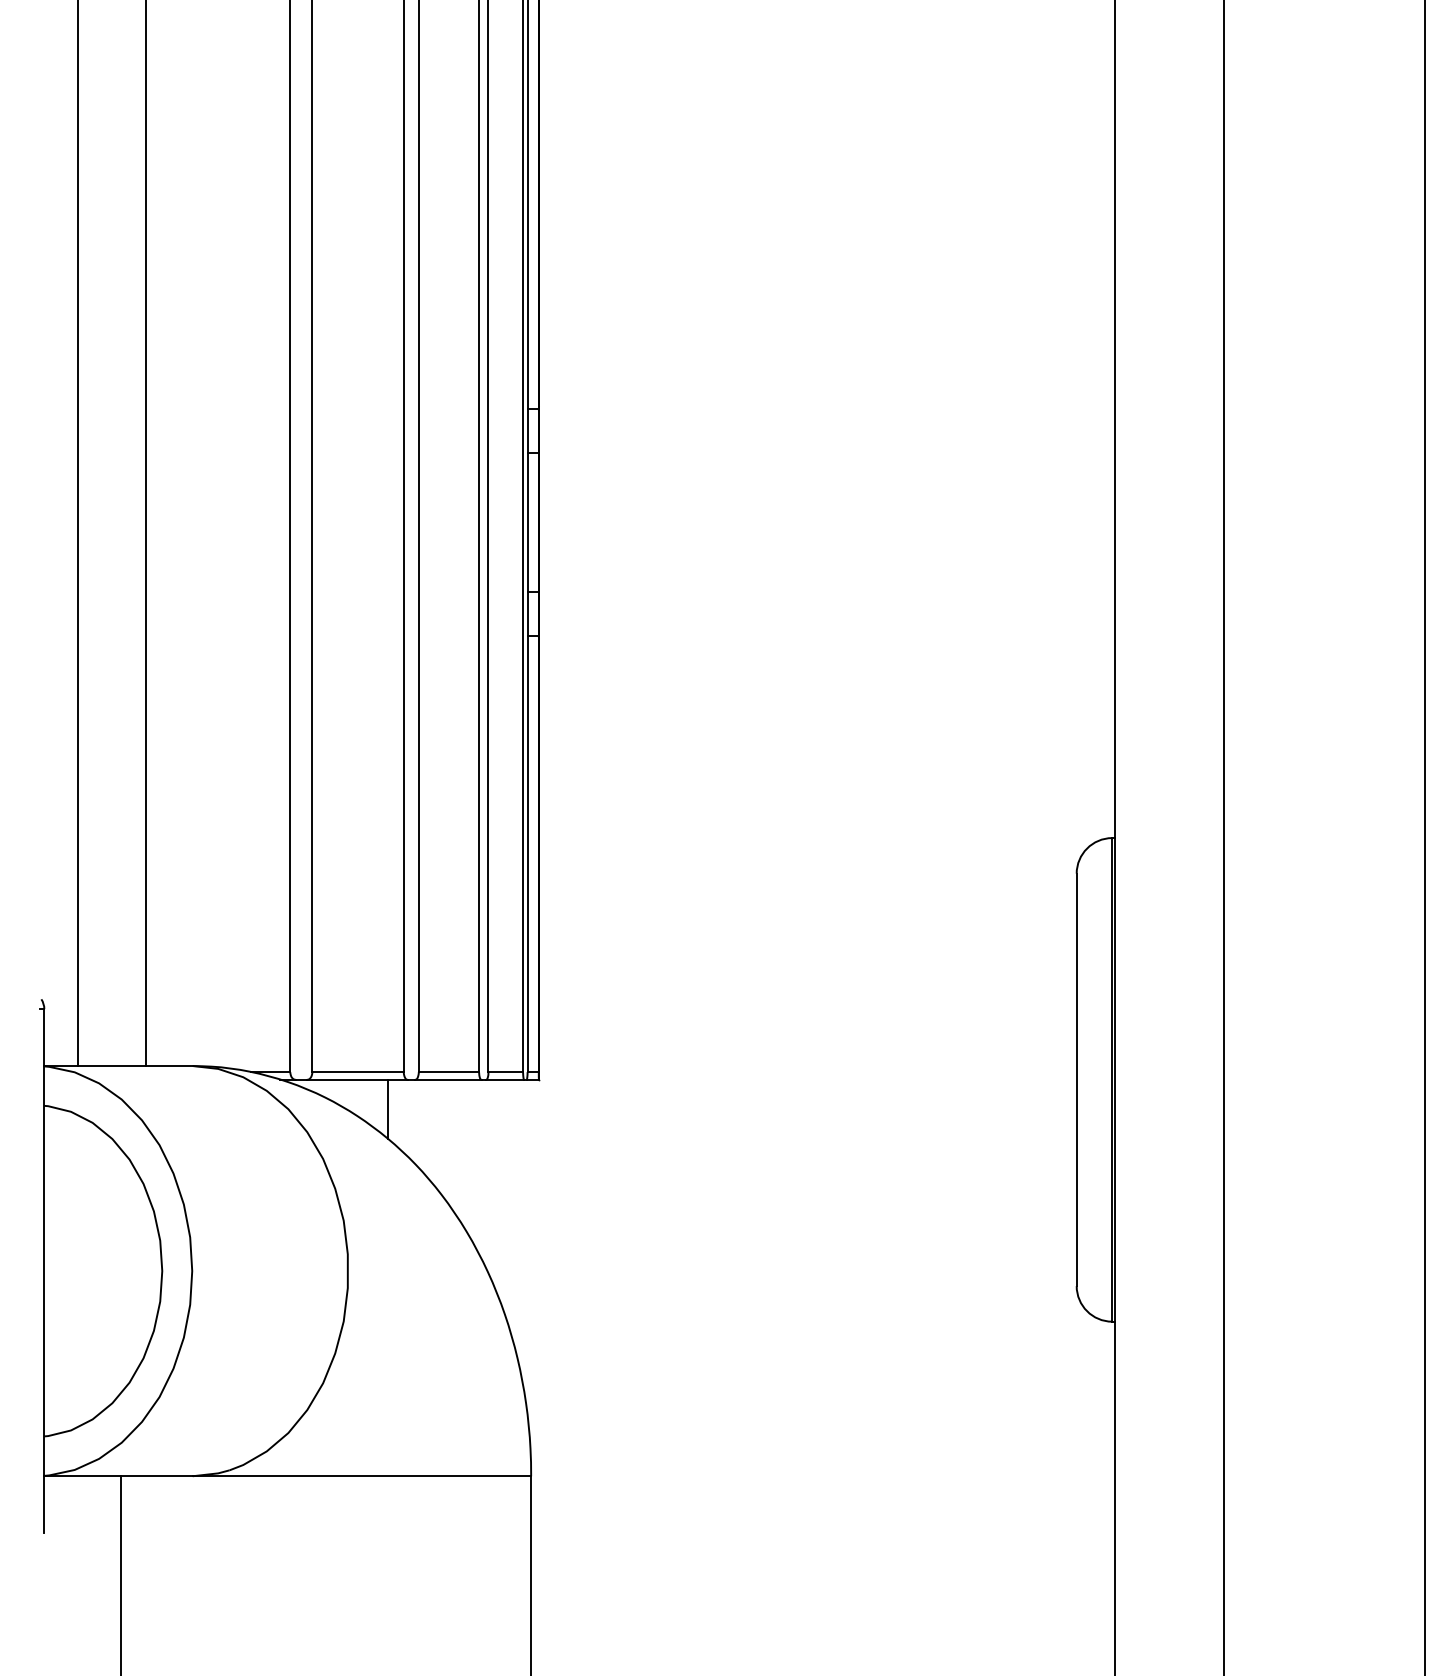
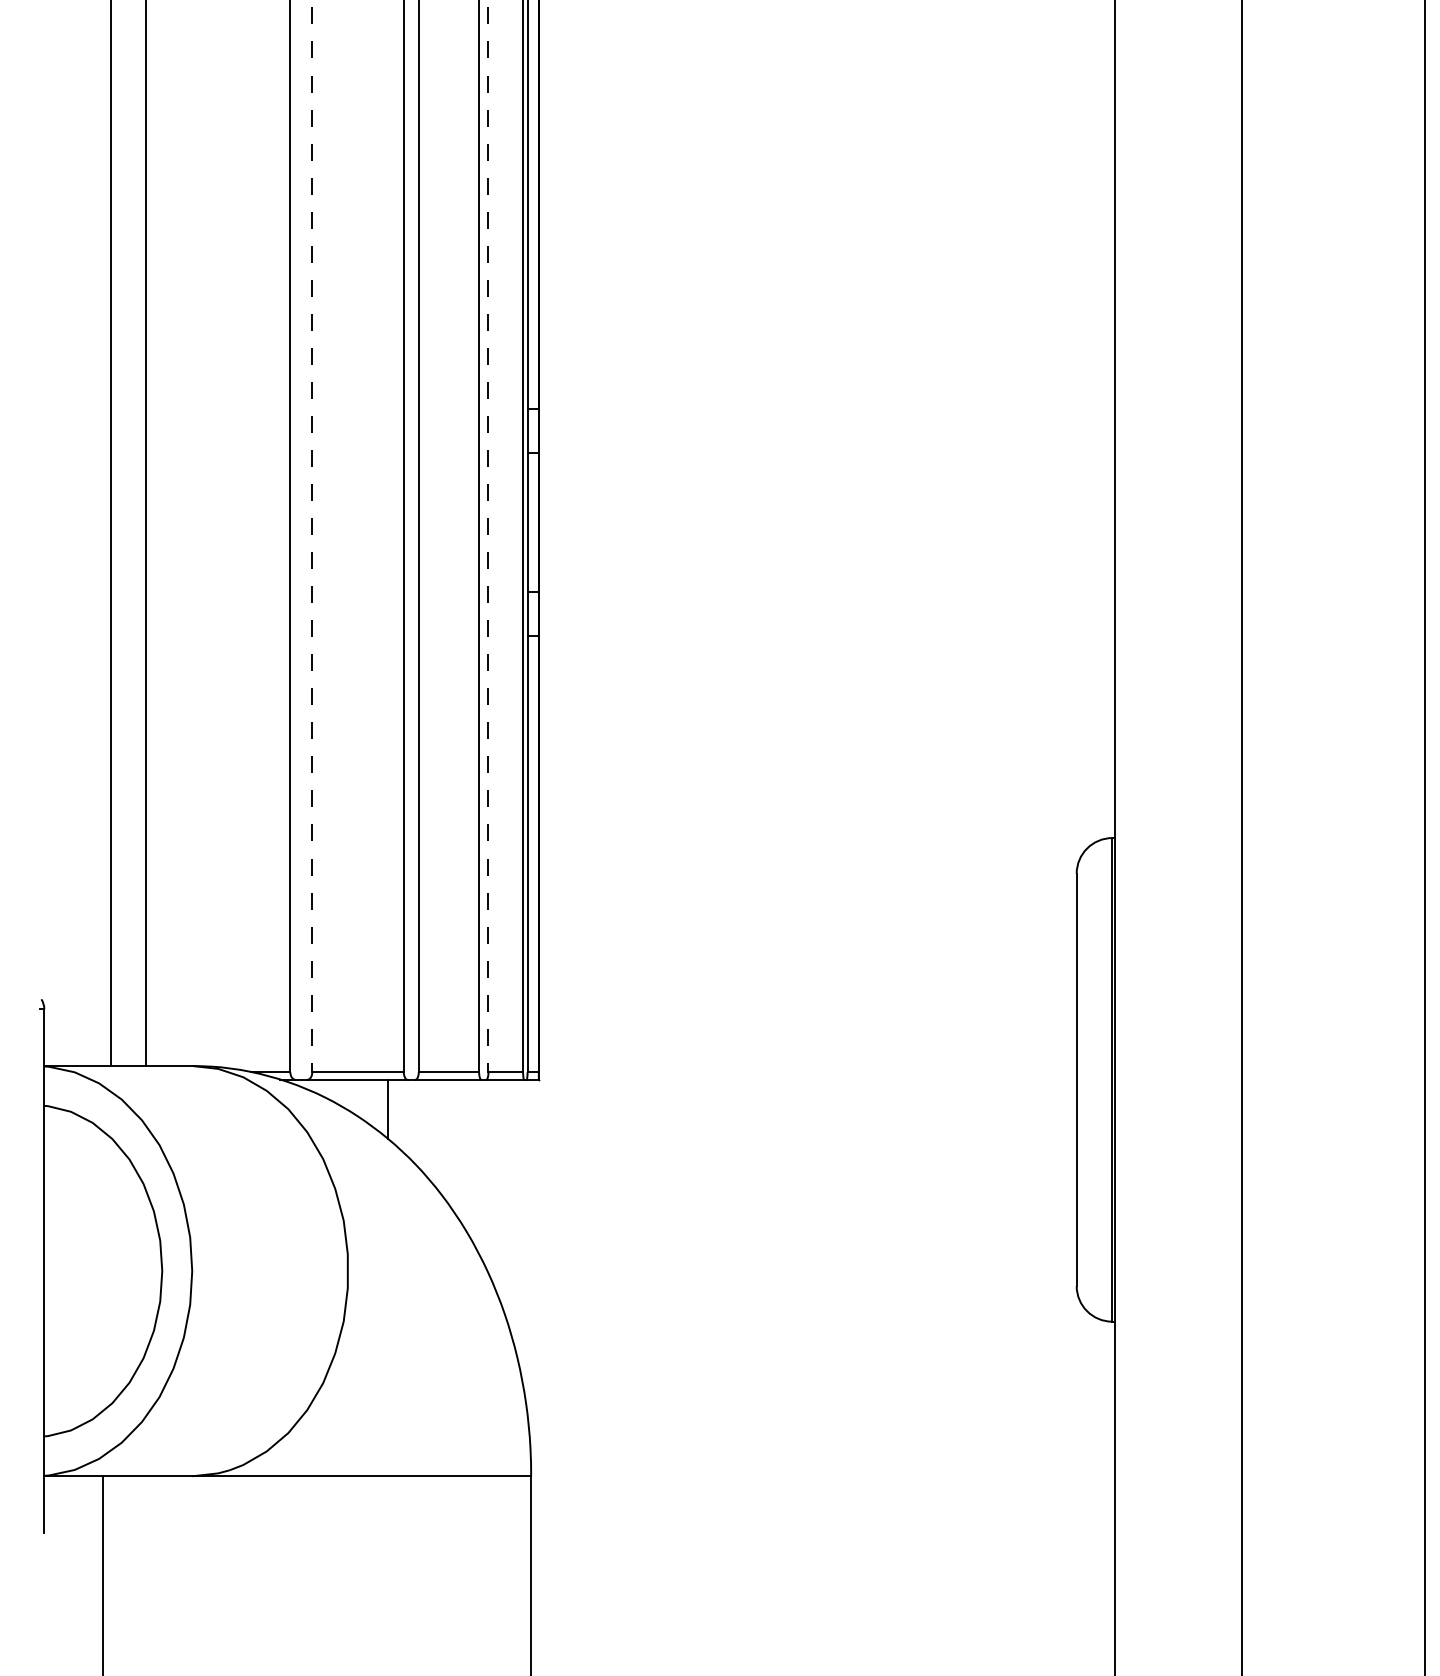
line position: (78, 534) -> (111, 534) (111, 534)
line: solid -> dashed (312, 536)
line: solid -> dashed (488, 536)
line position: (1223, 837) -> (1241, 837) (1241, 837)
line position: (121, 1574) -> (103, 1574) (103, 1574)
